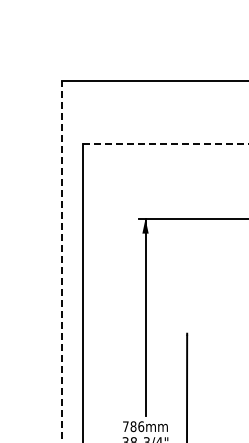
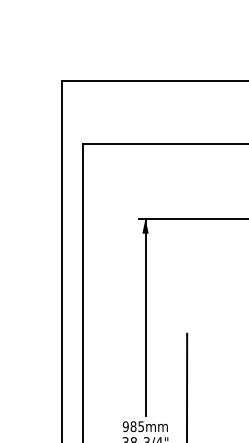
line: dashed -> solid (165, 144)
line: dashed -> solid (61, 261)
text: 786 -> 985 (133, 426)
